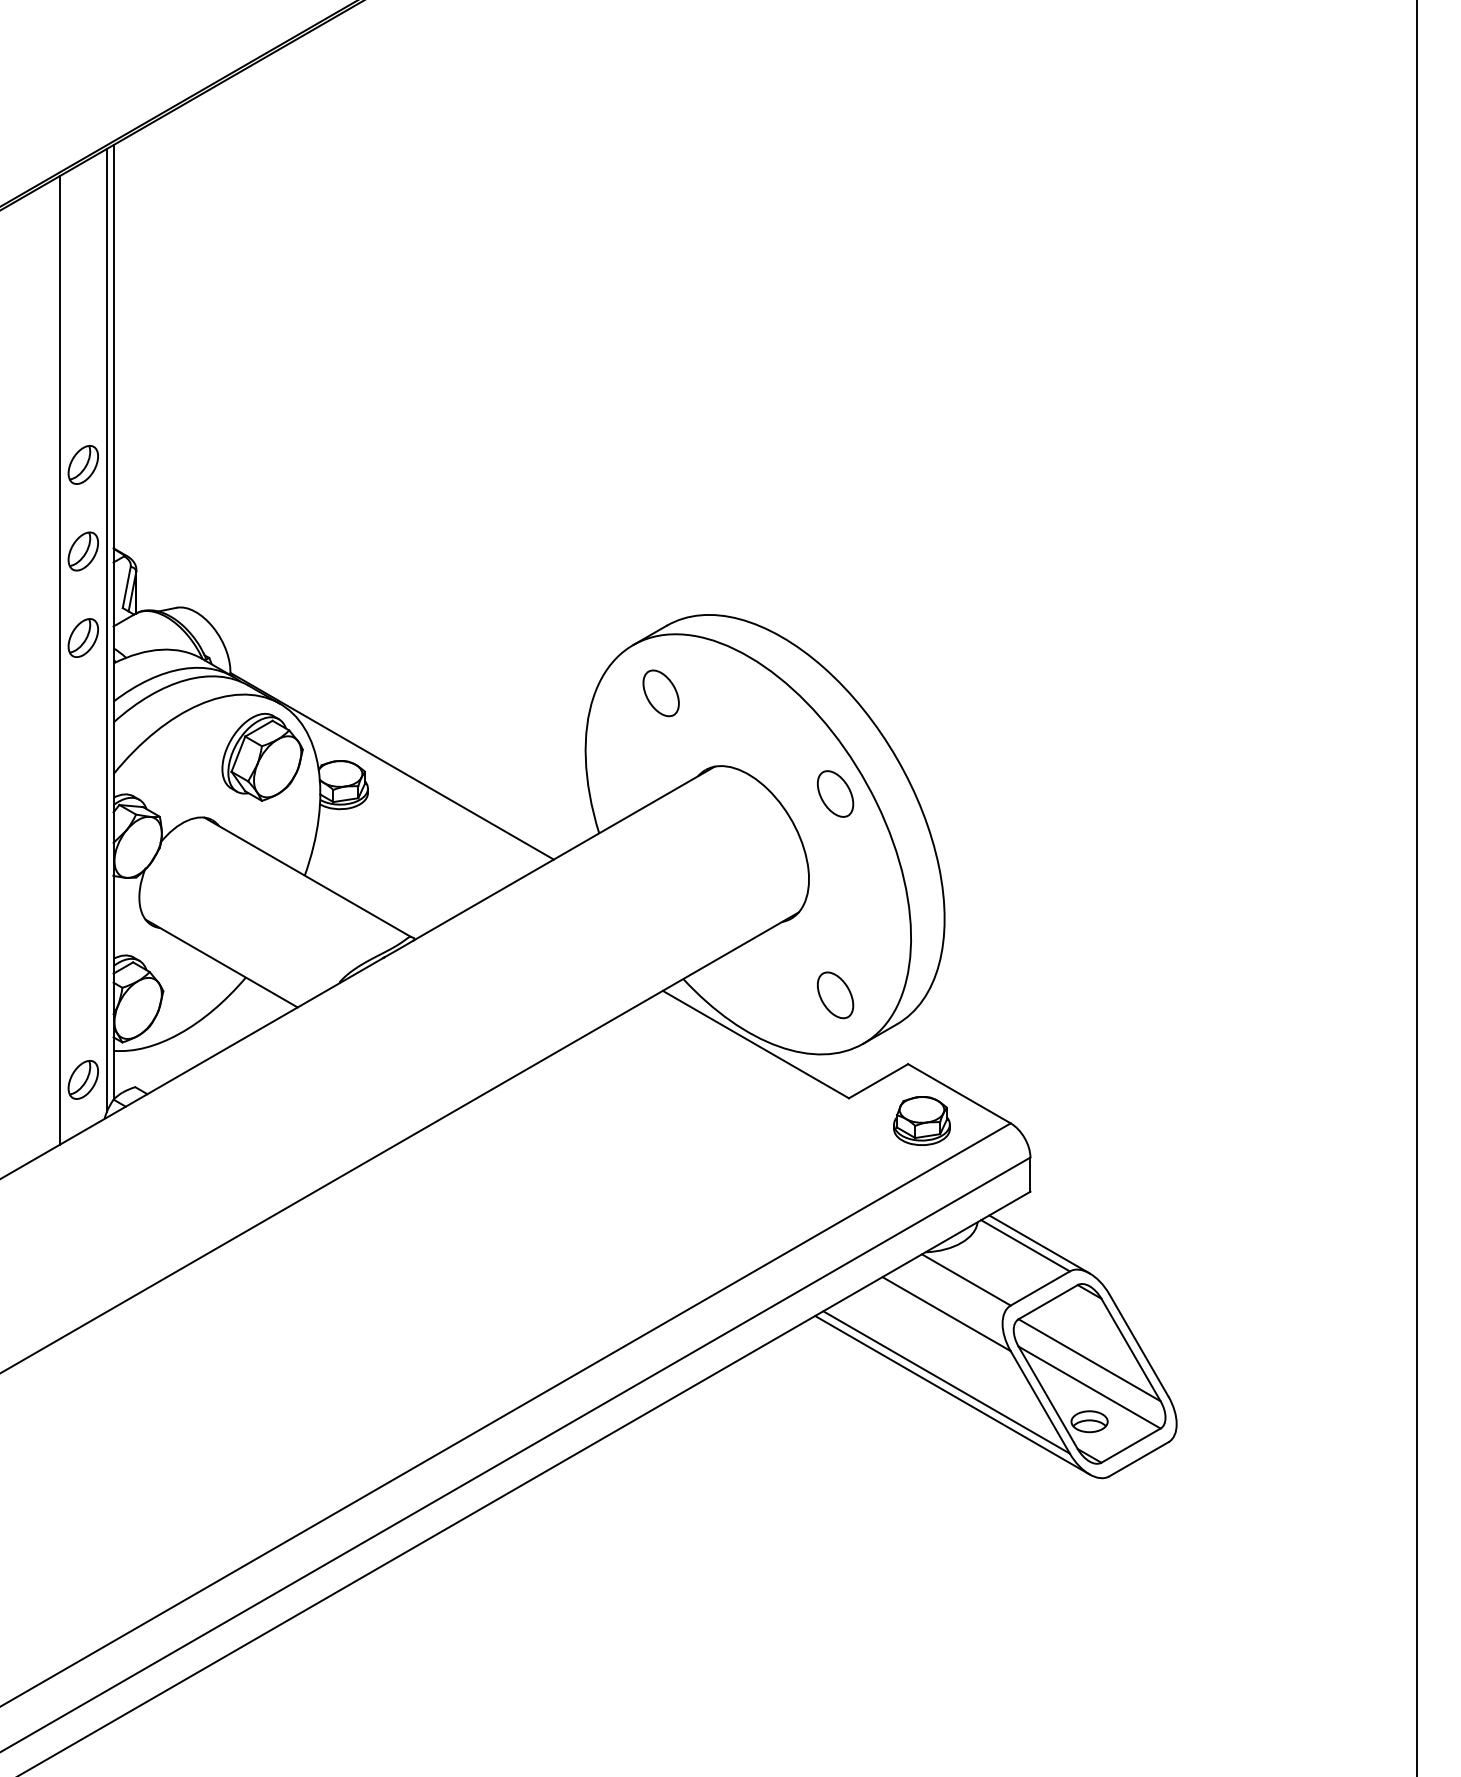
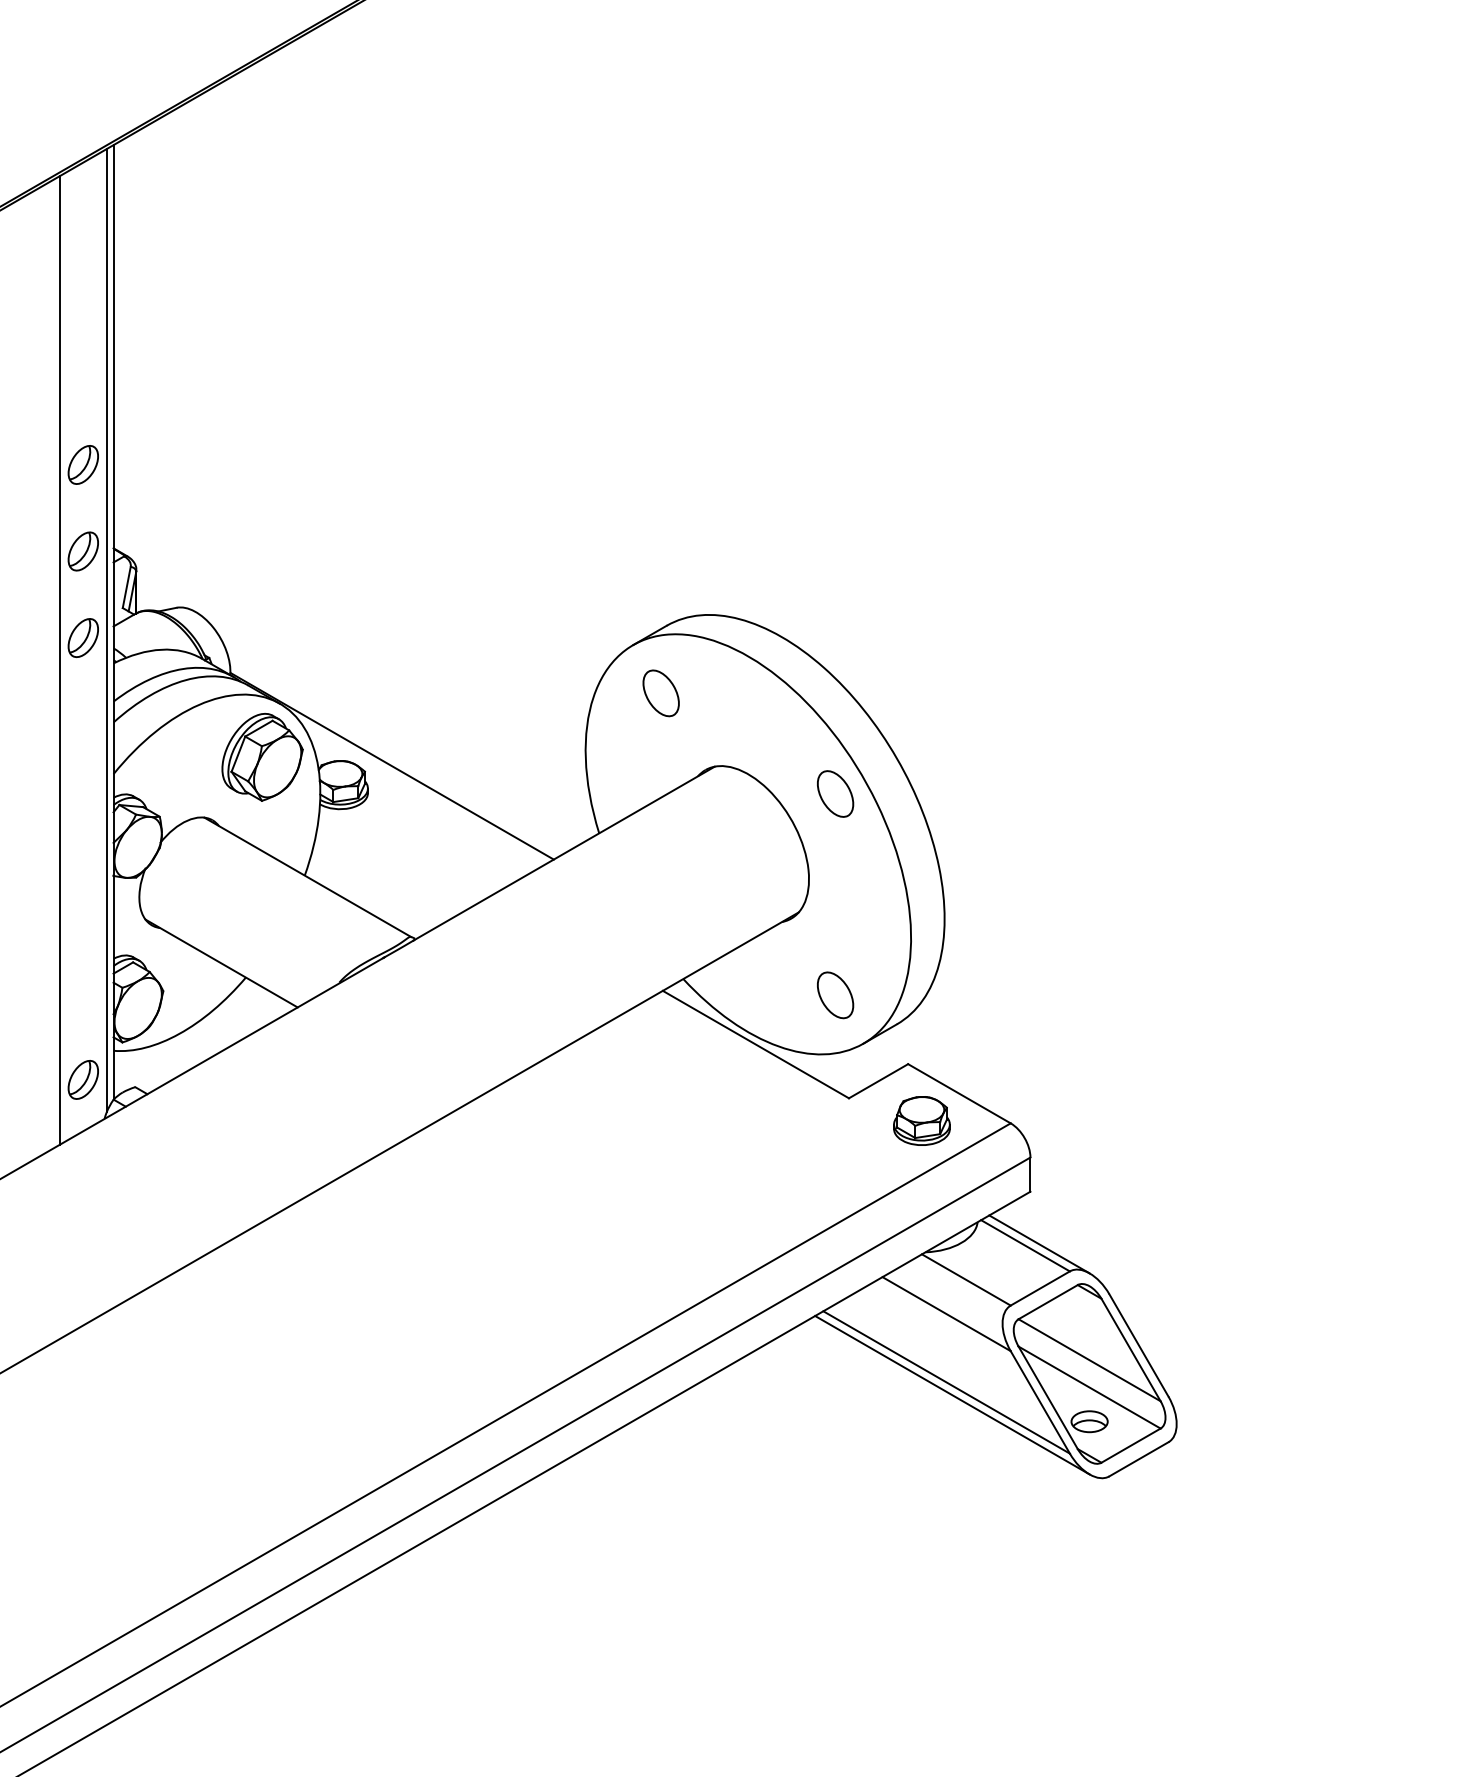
line: present -> none (1417, 887)
